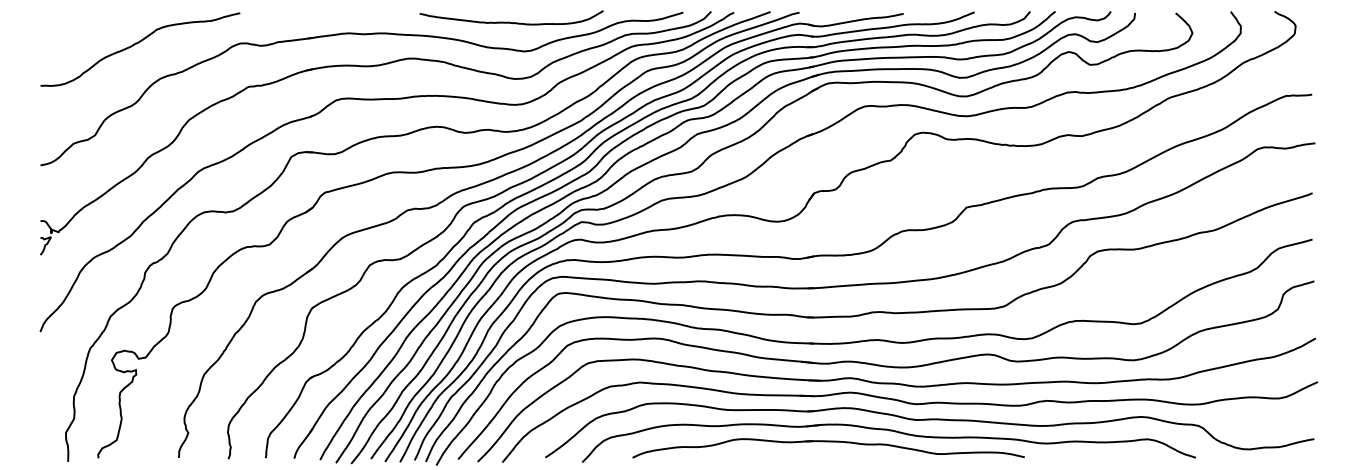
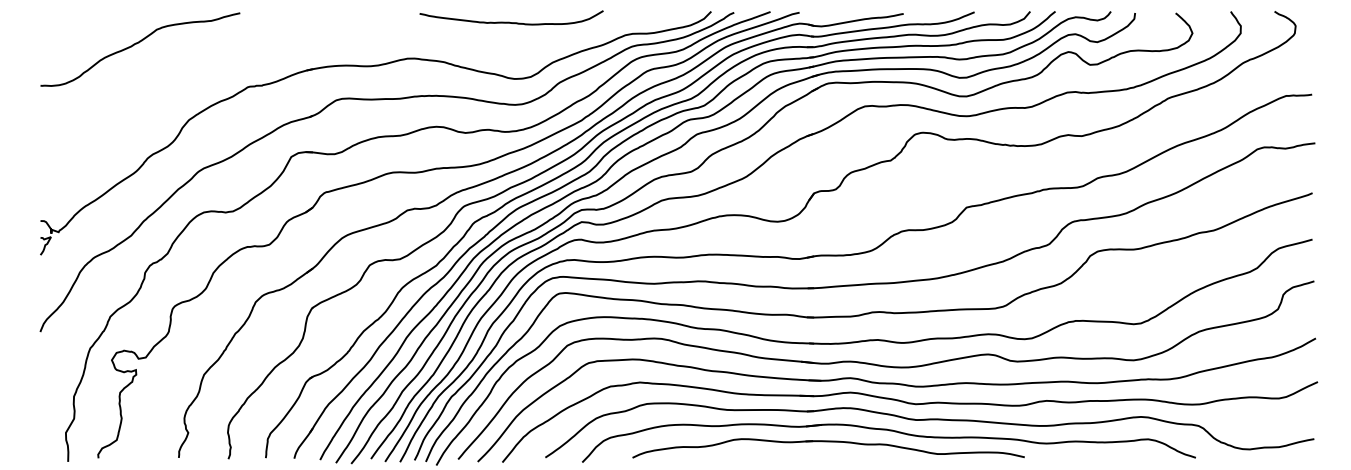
part: present -> none (362, 35)
